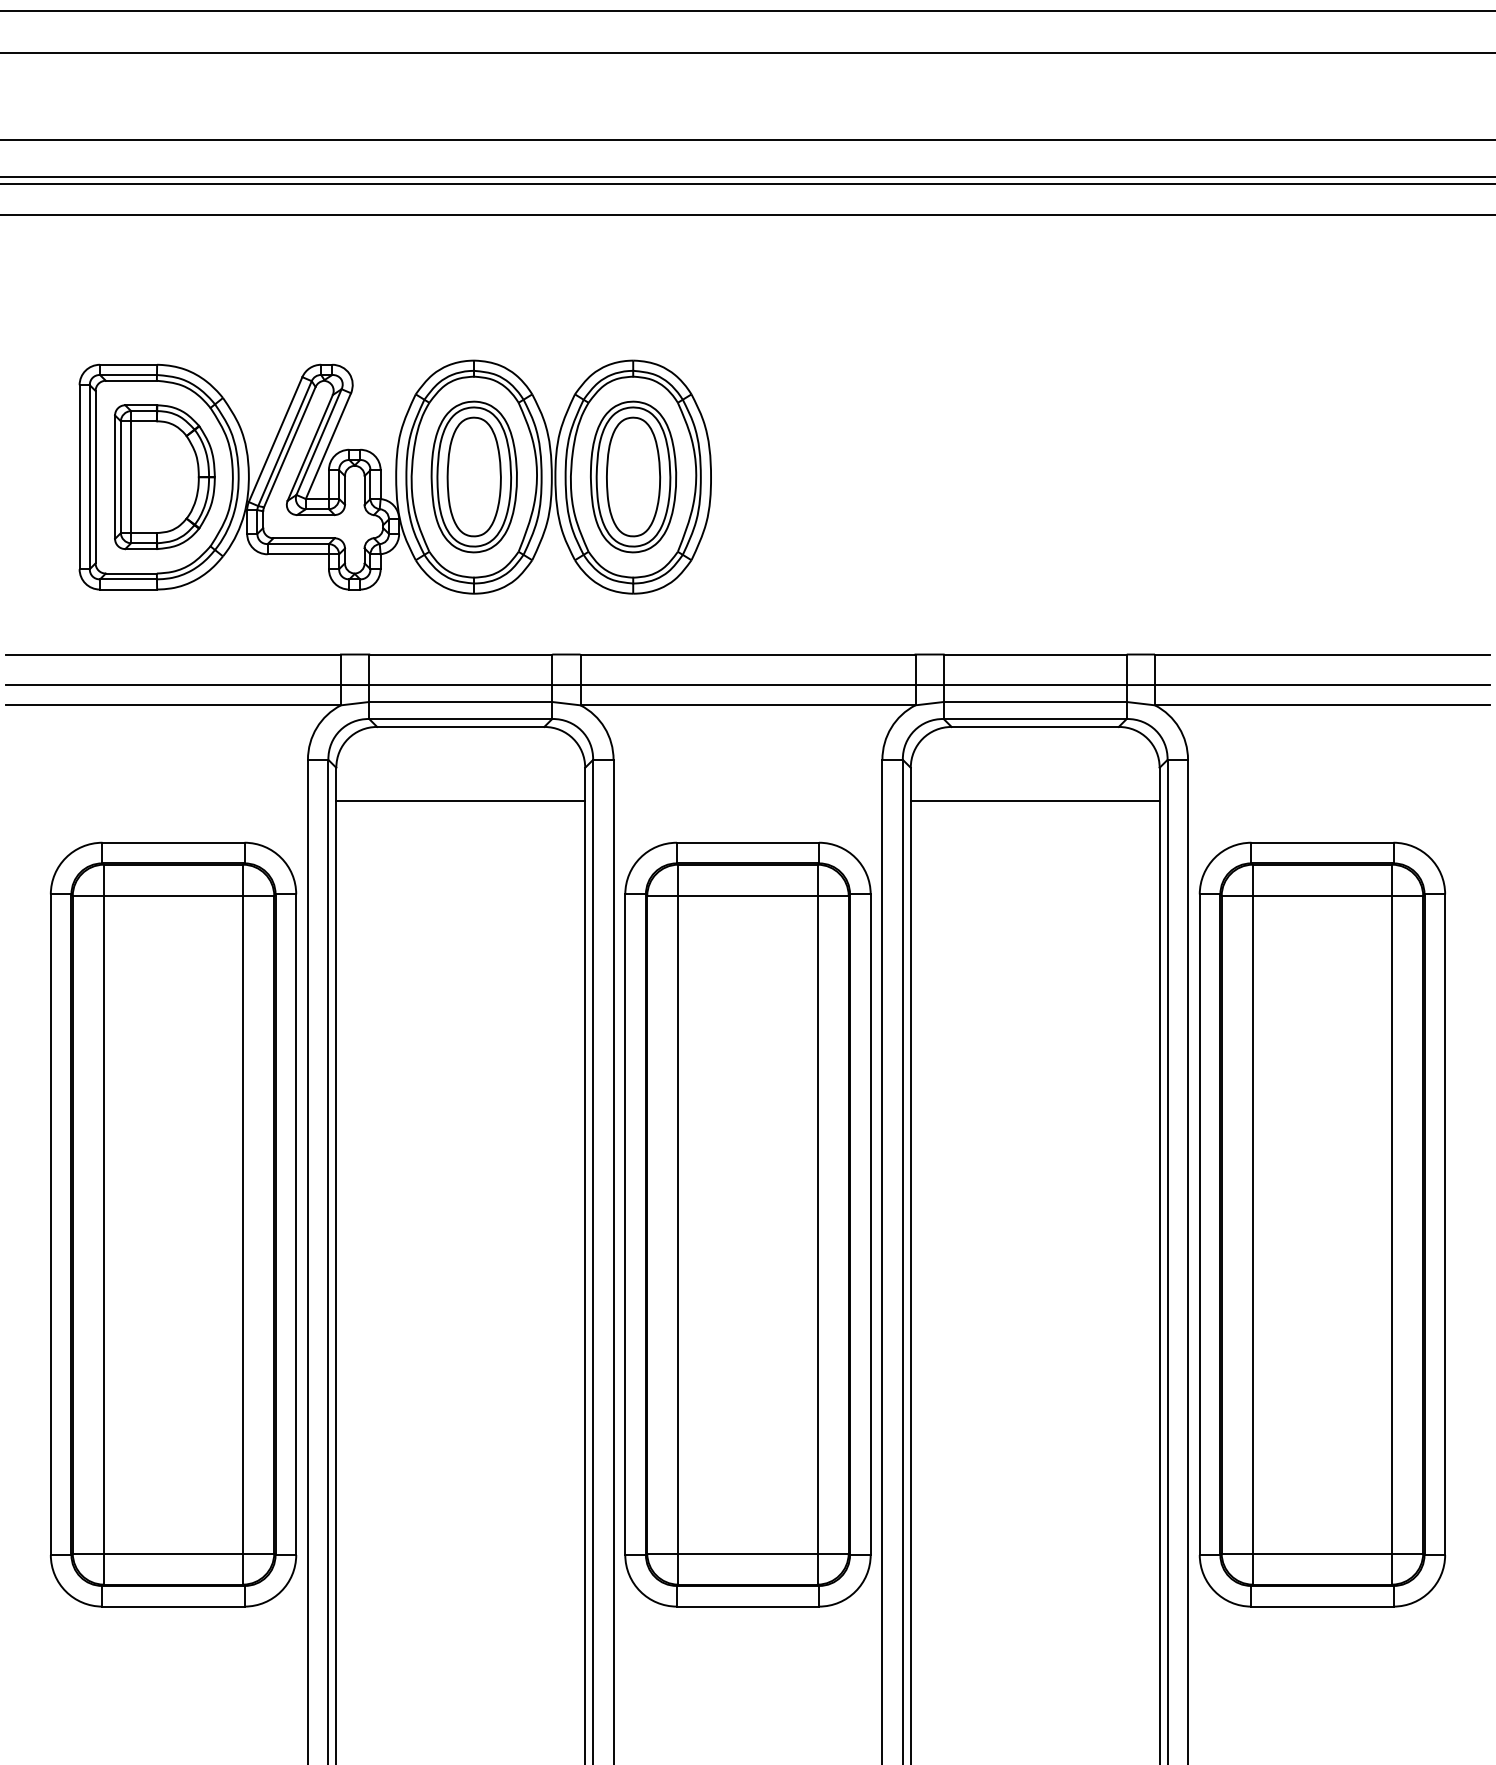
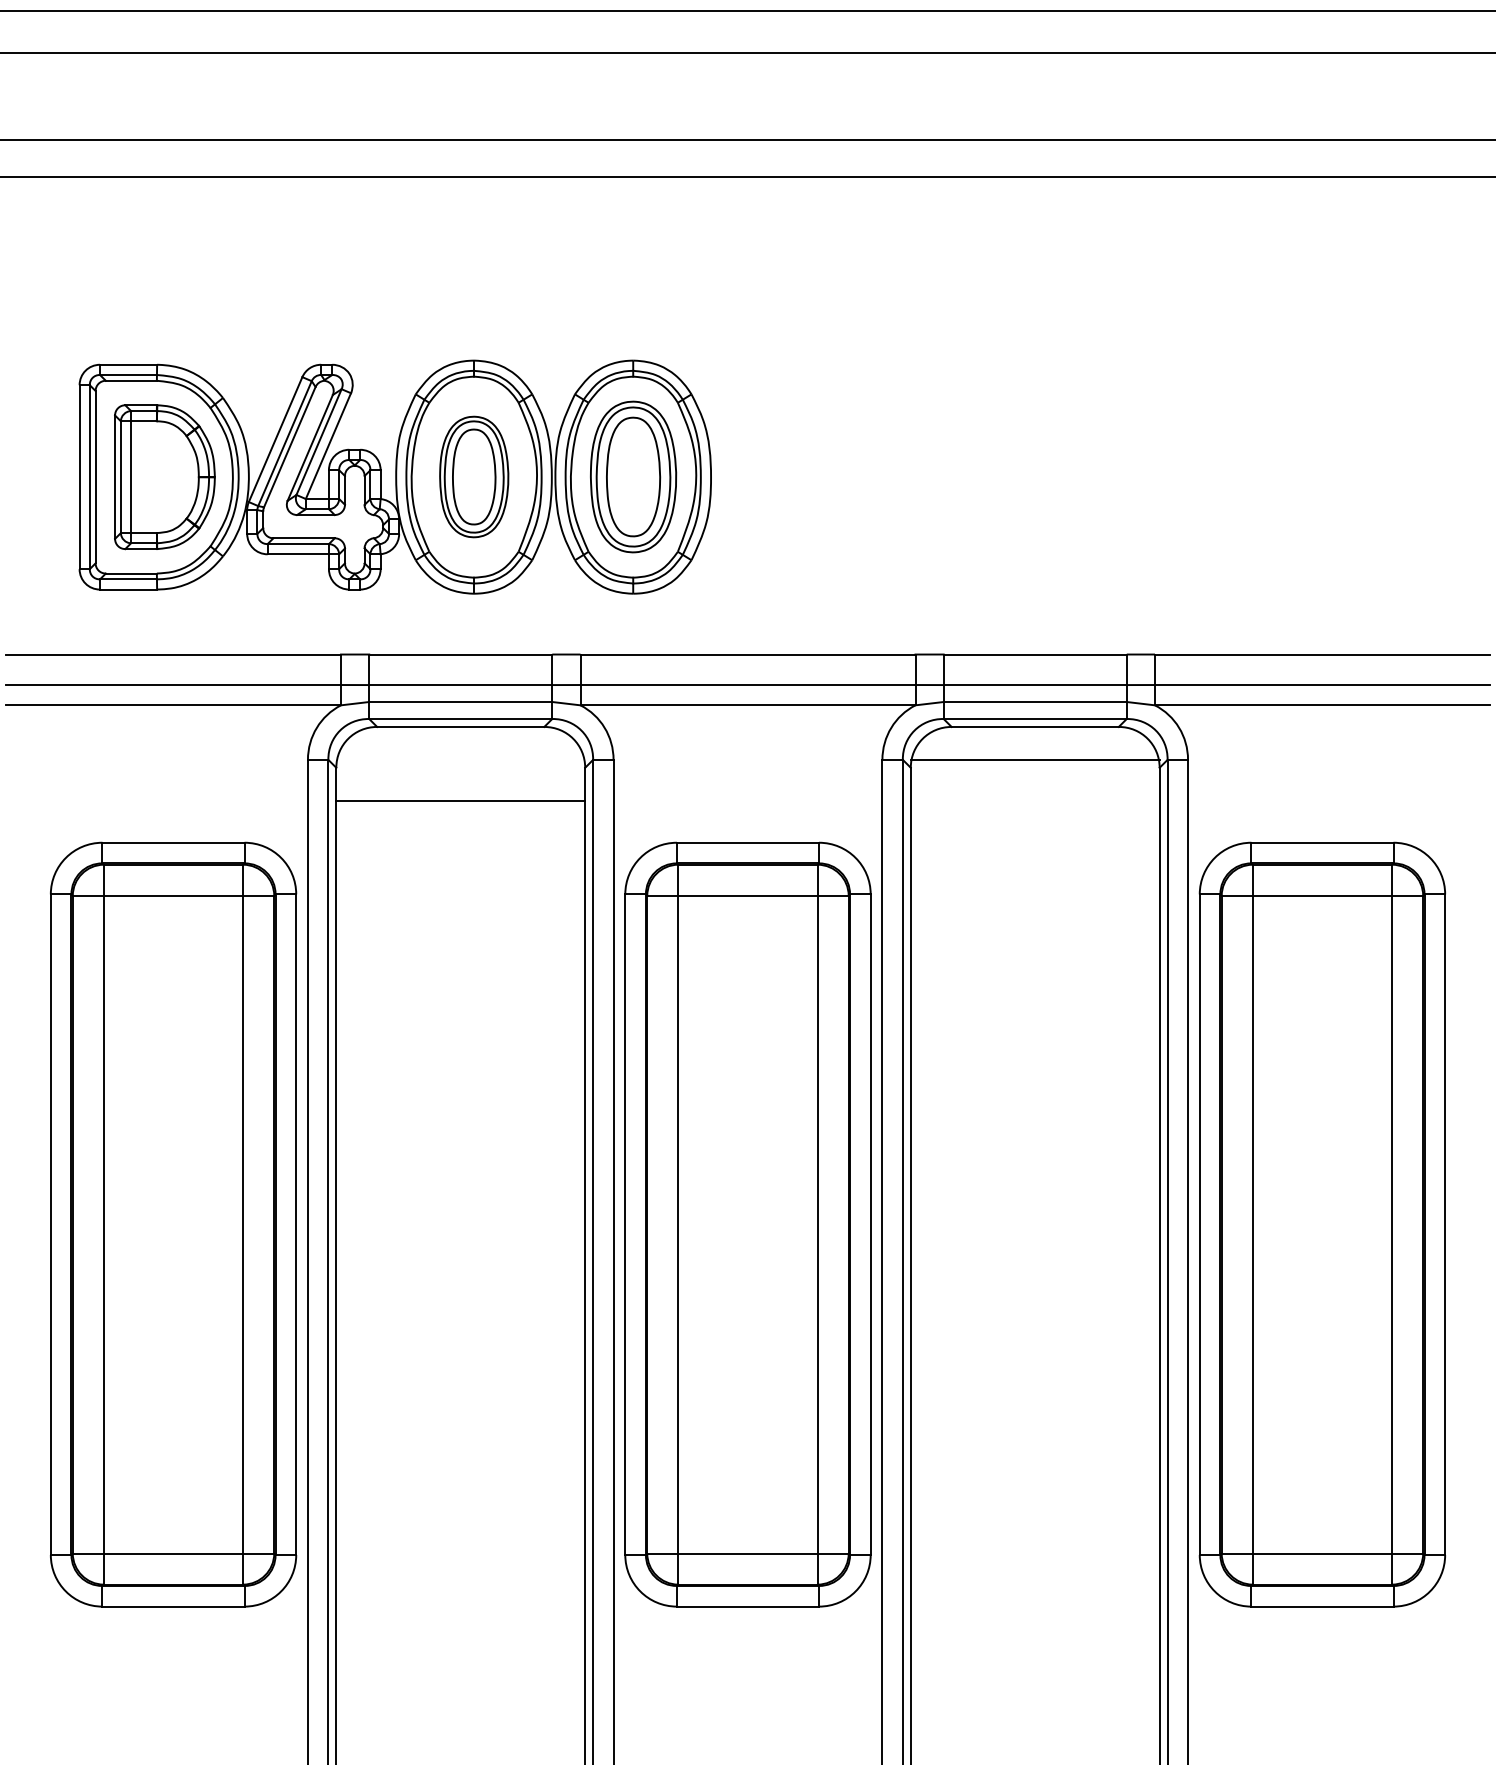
line: present -> none (747, 183)
line: present -> none (747, 214)
part size: 88x154 px -> 71x124 px (474, 476)
line position: (1034, 801) -> (1034, 760) (1034, 760)
